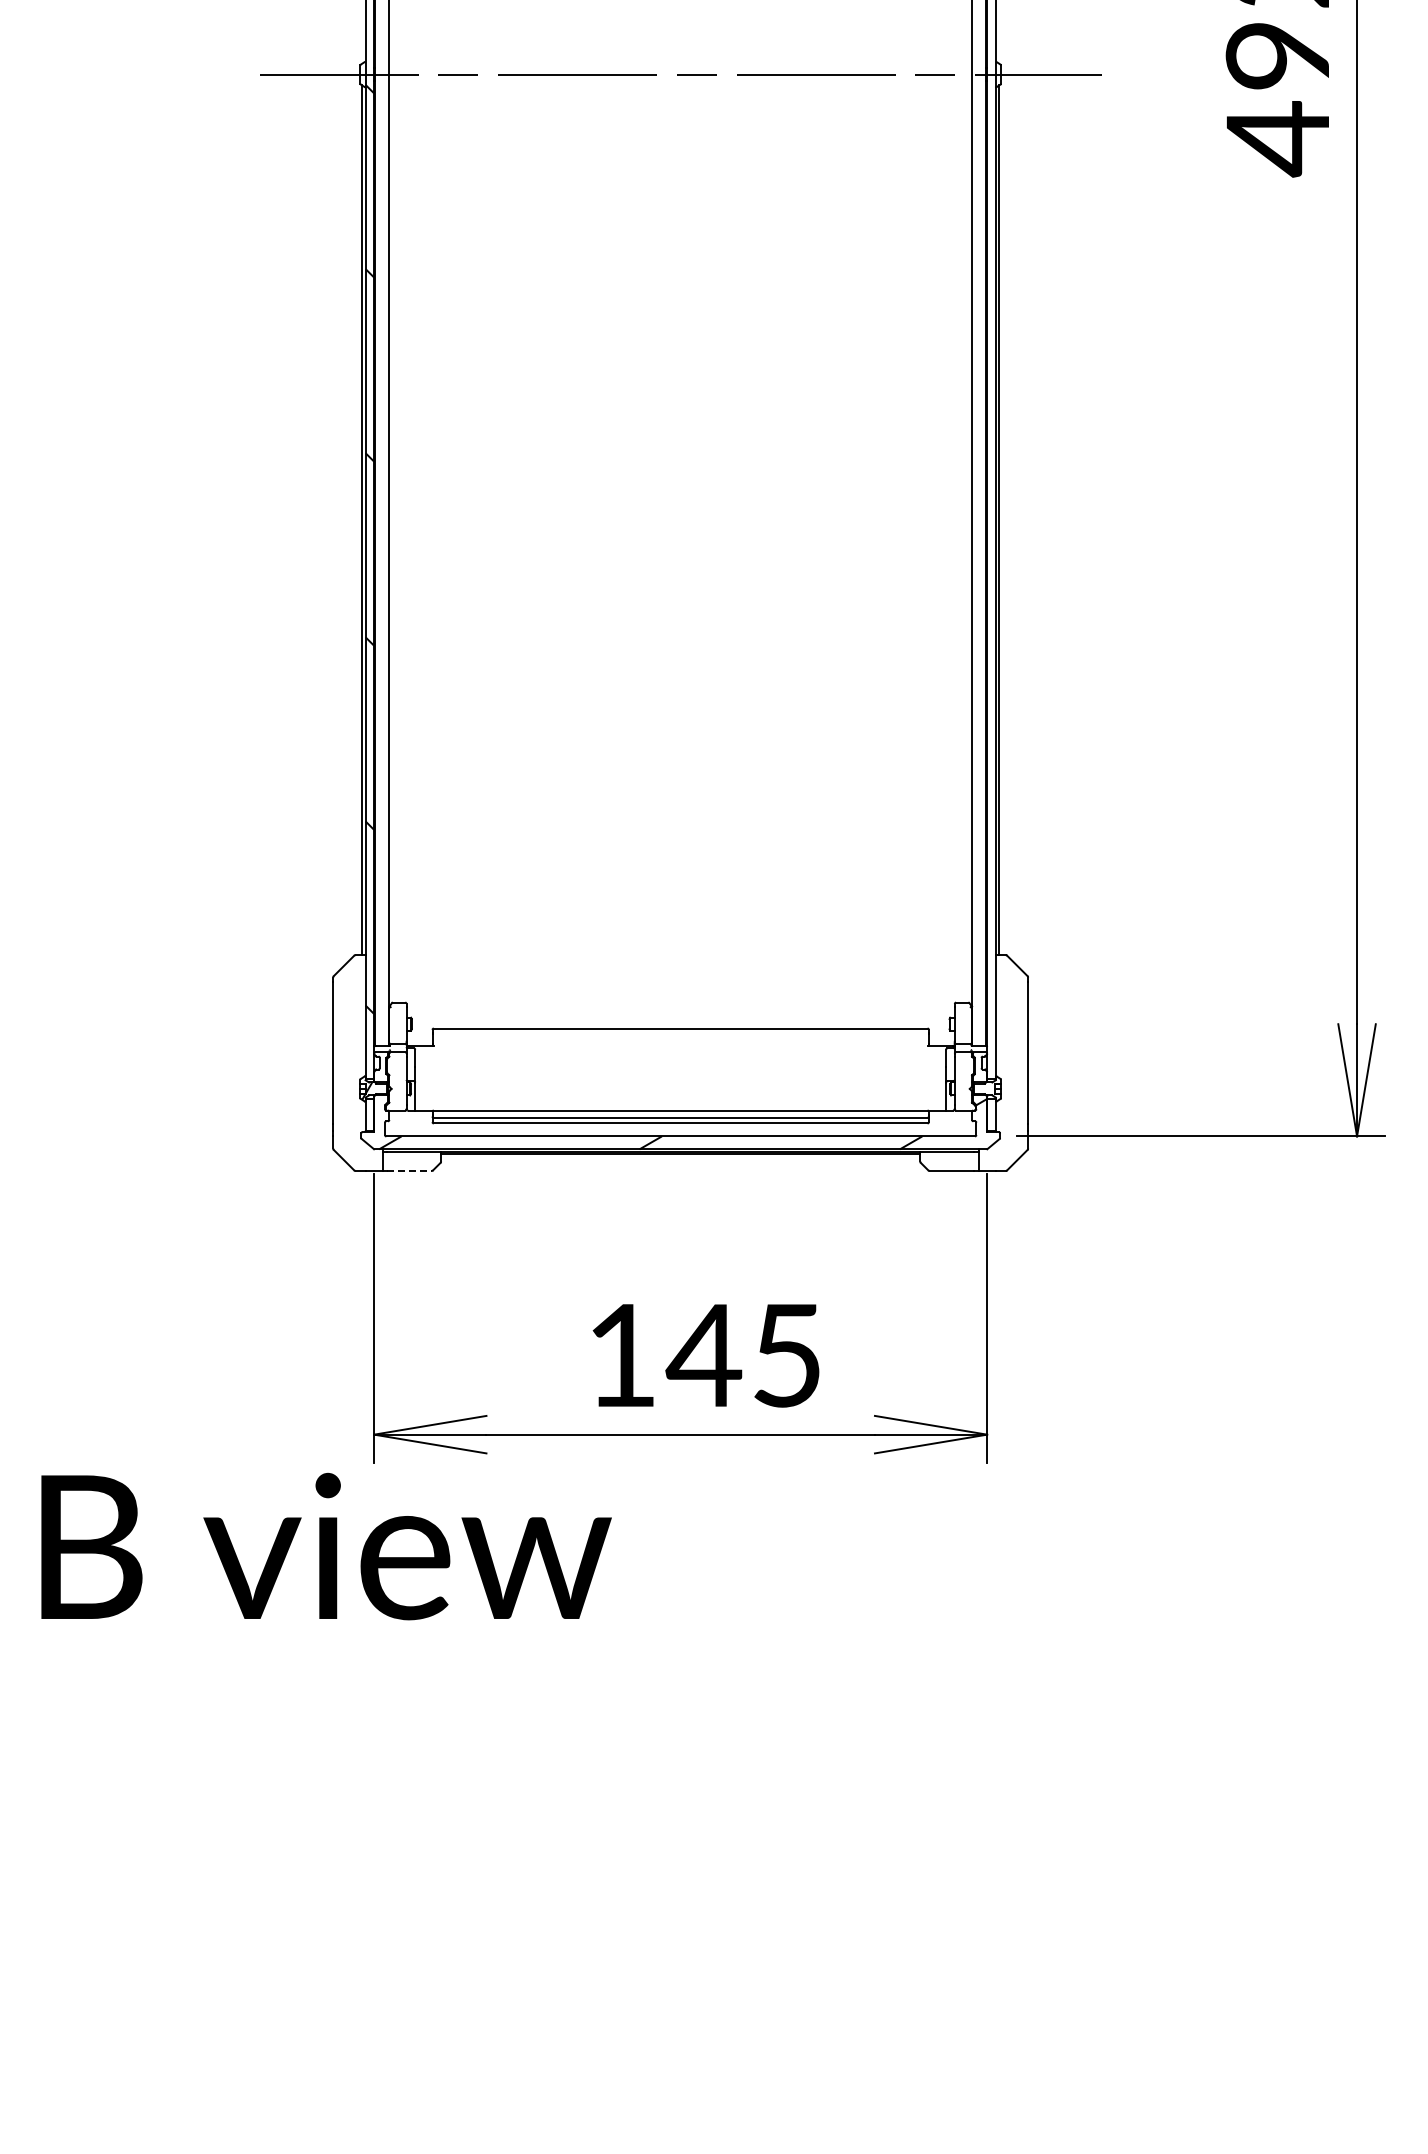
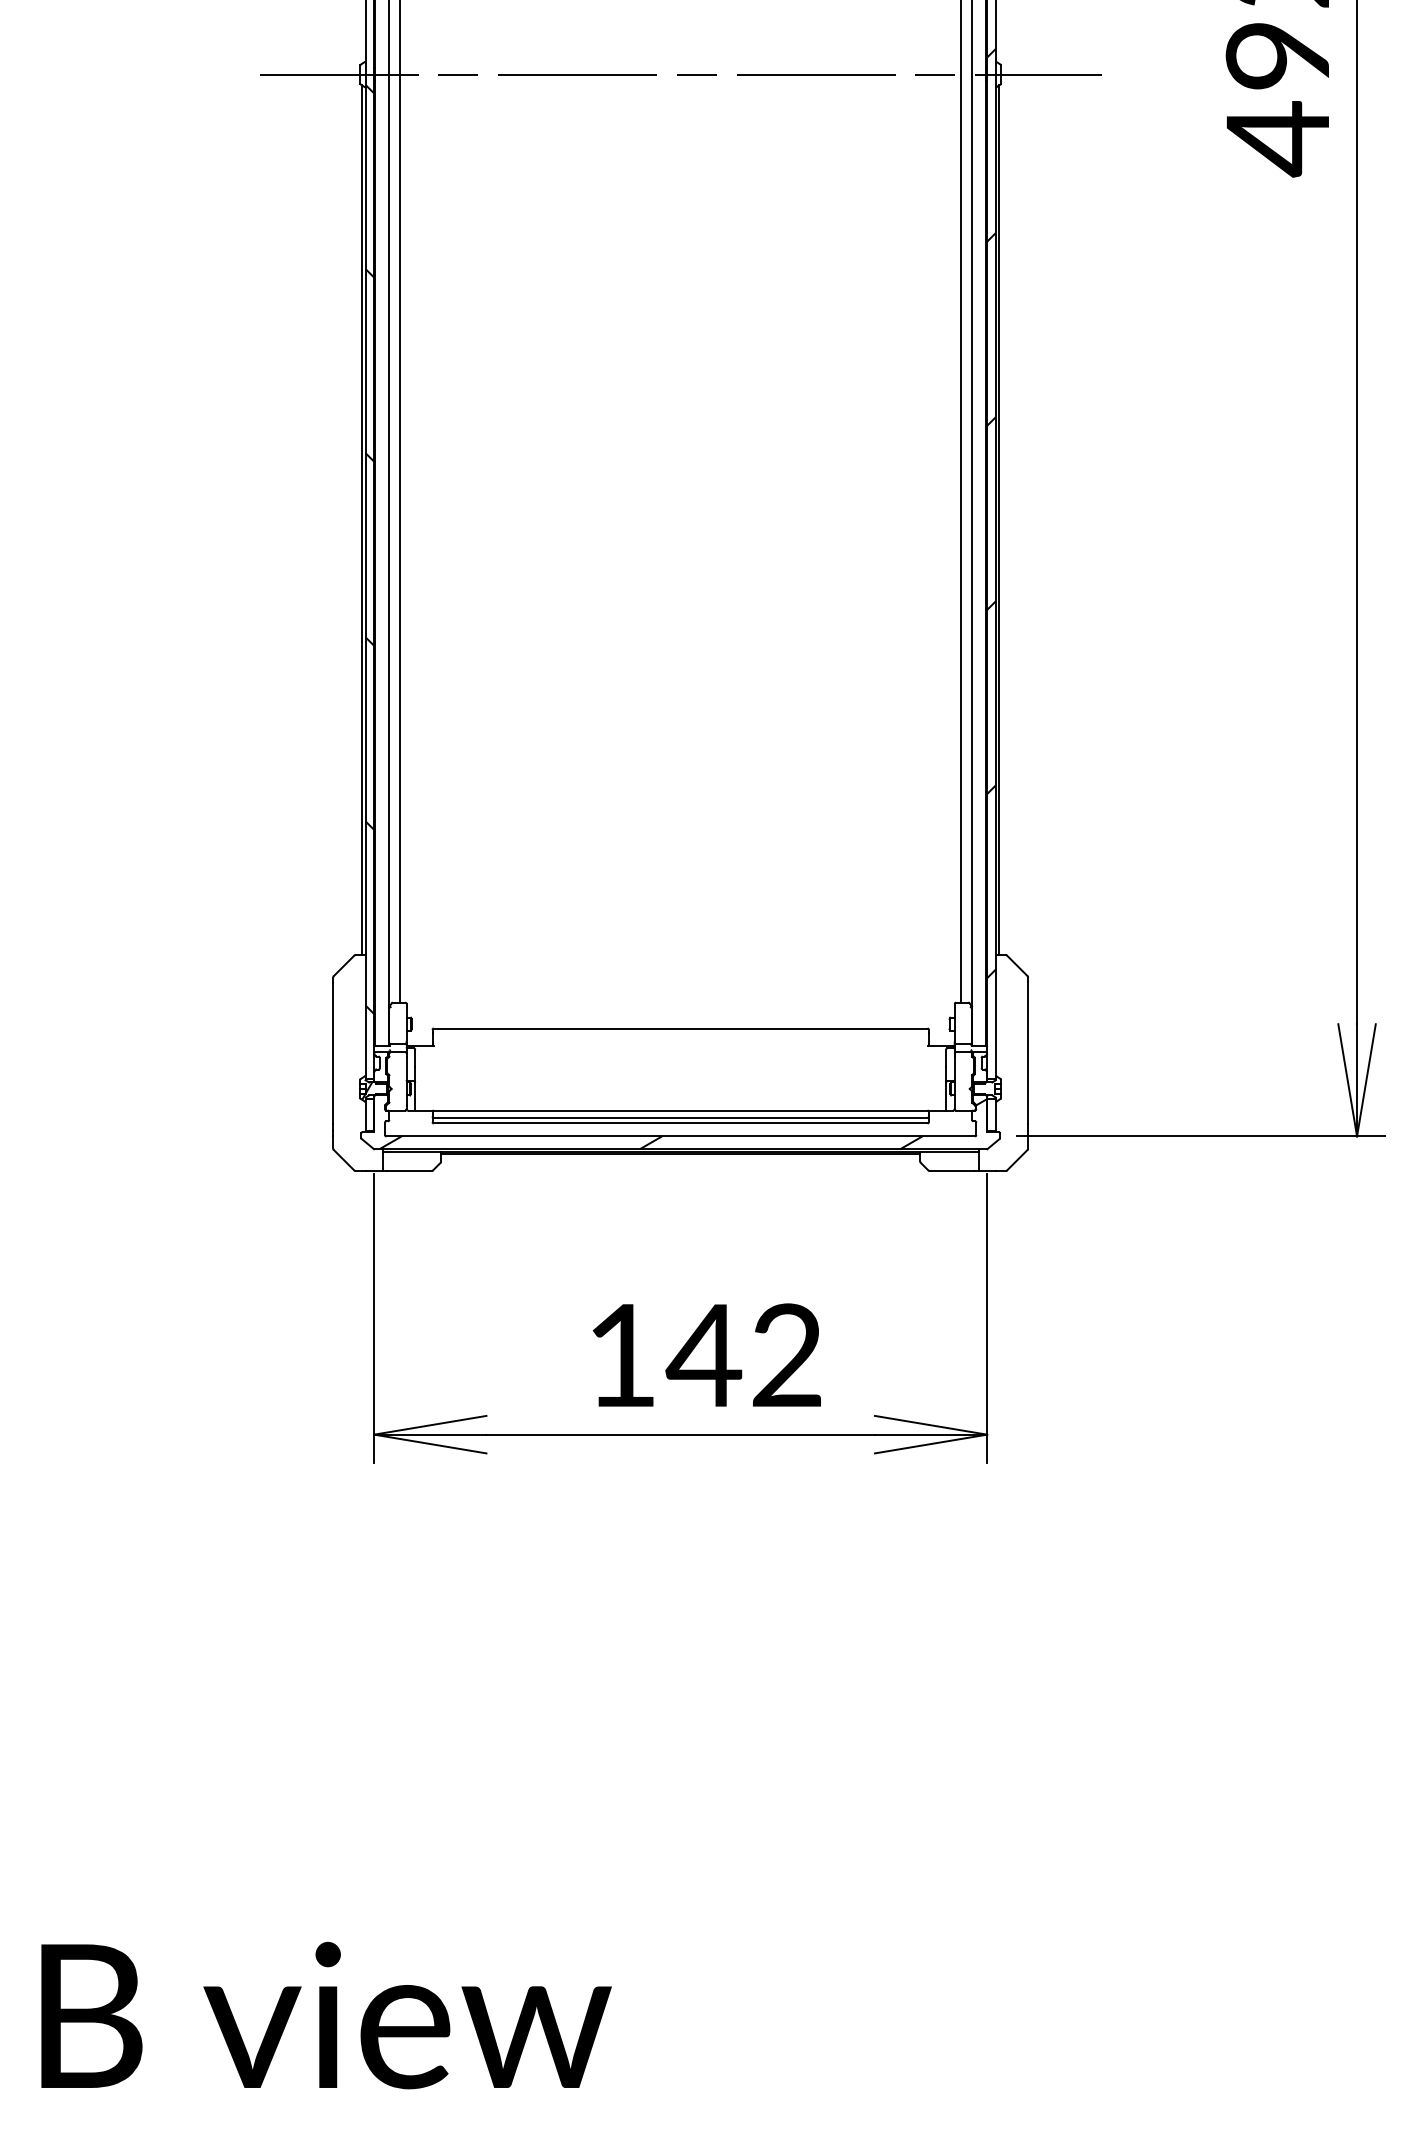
line: none -> present (400, 502)
line: none -> present (961, 502)
hatch: none -> present (991, 513)
line: dashed -> solid (409, 1170)
text: 145 -> 142 (786, 1355)
text position: (326, 1546) -> (326, 2015) (326, 2015)
